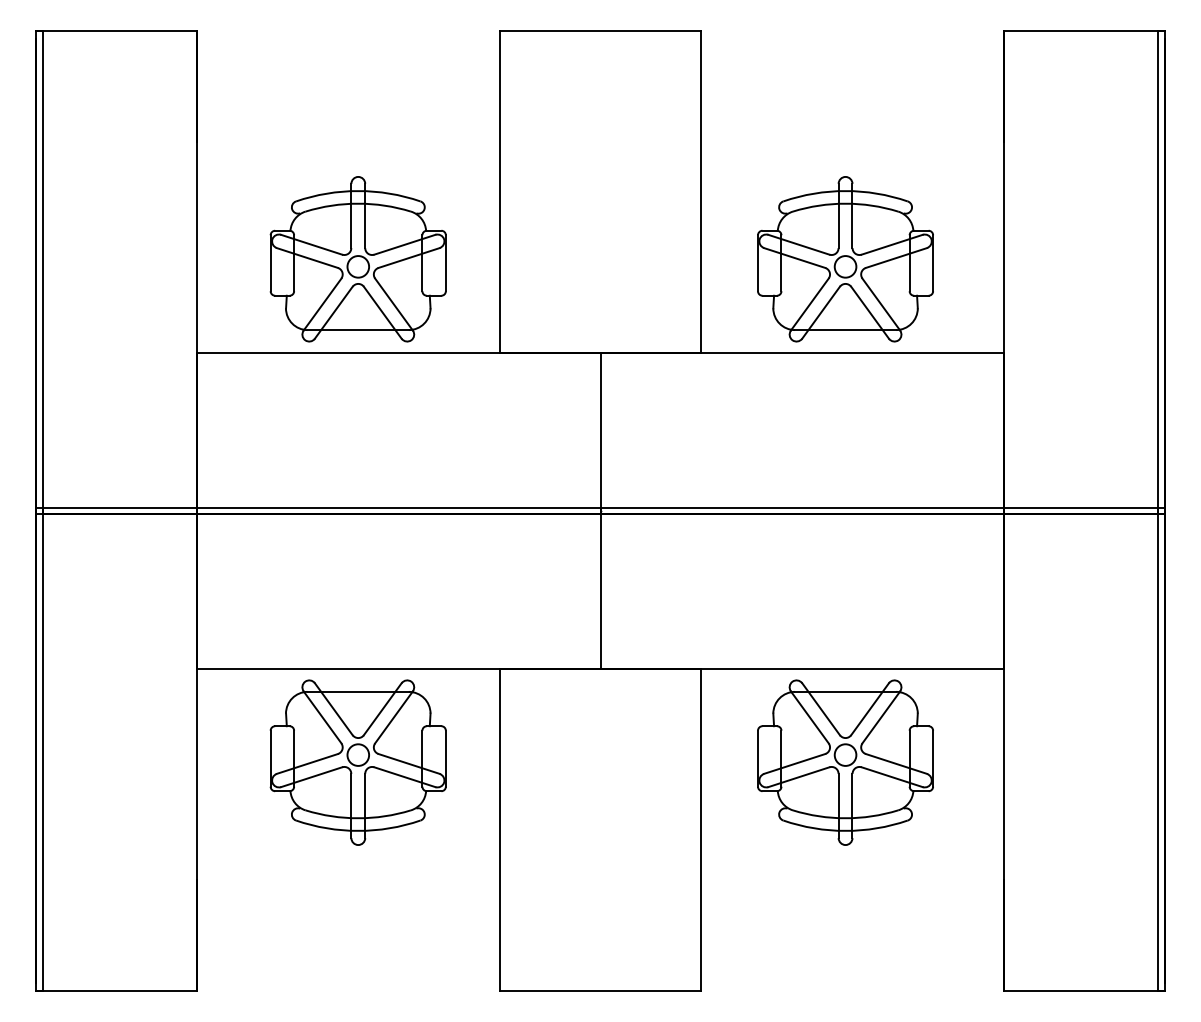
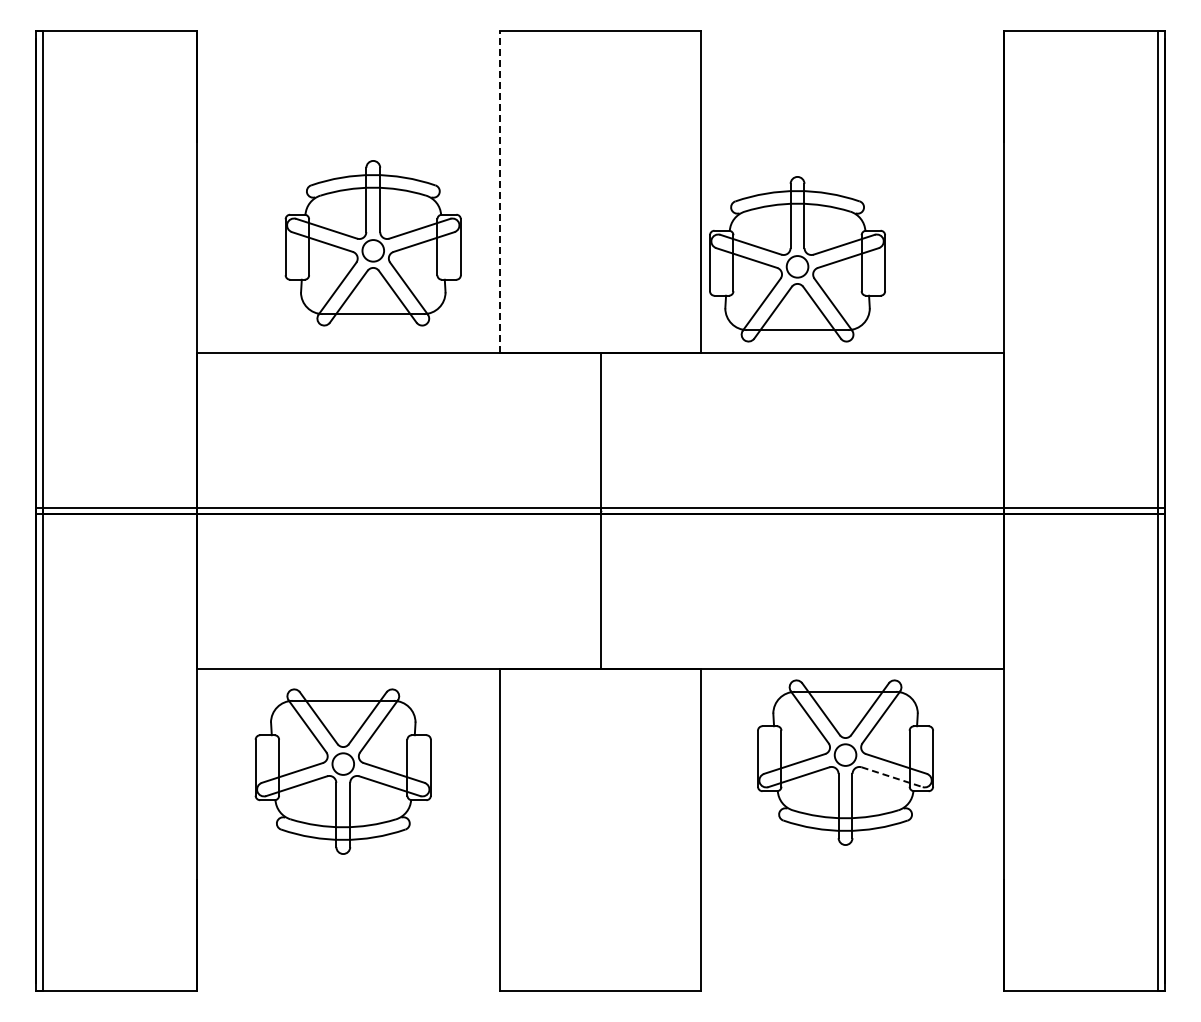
line: solid -> dashed (499, 191)
part position: (357, 259) -> (372, 243) (372, 243)
part position: (845, 259) -> (797, 259) (797, 259)
part position: (357, 762) -> (342, 771) (342, 771)
line: solid -> dashed (892, 777)
